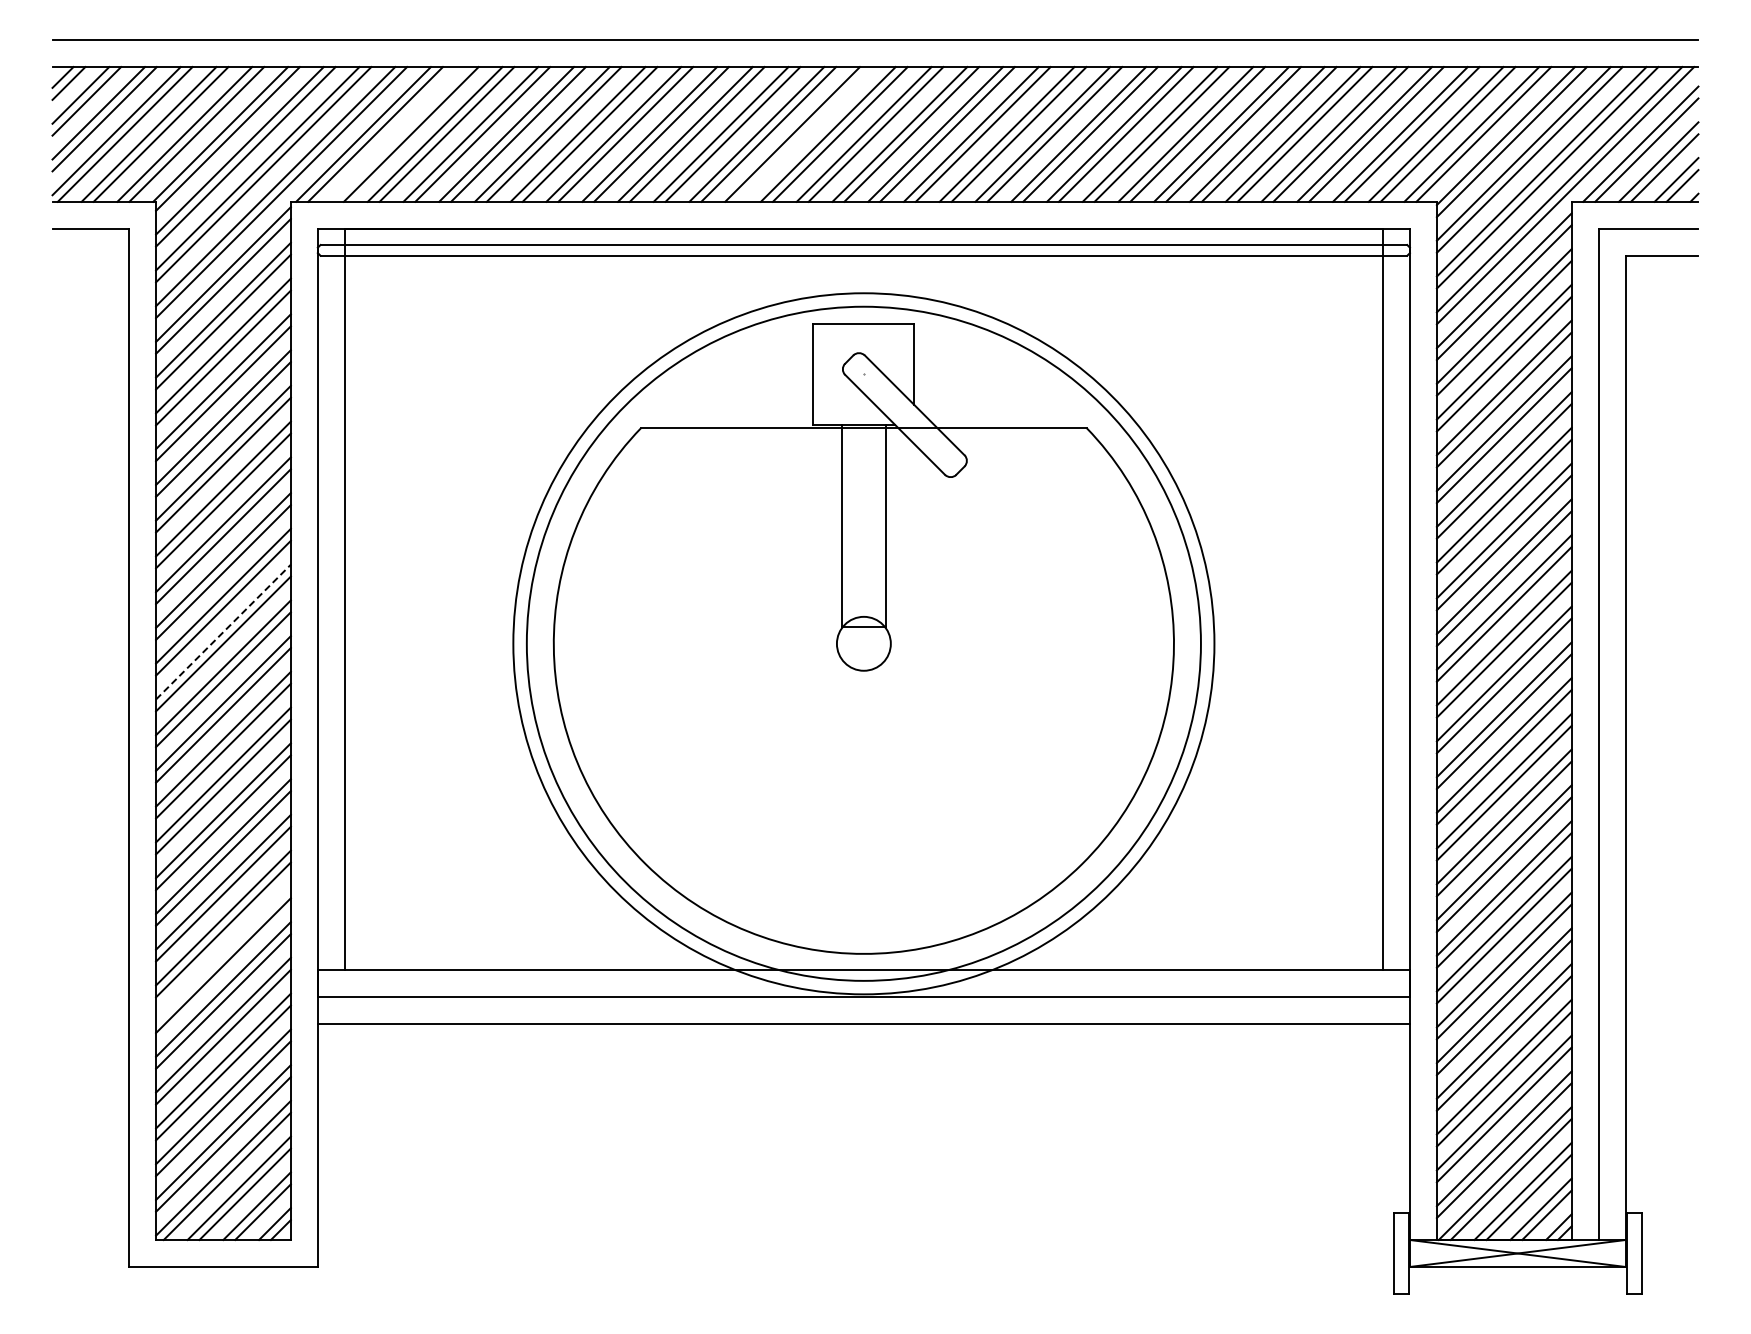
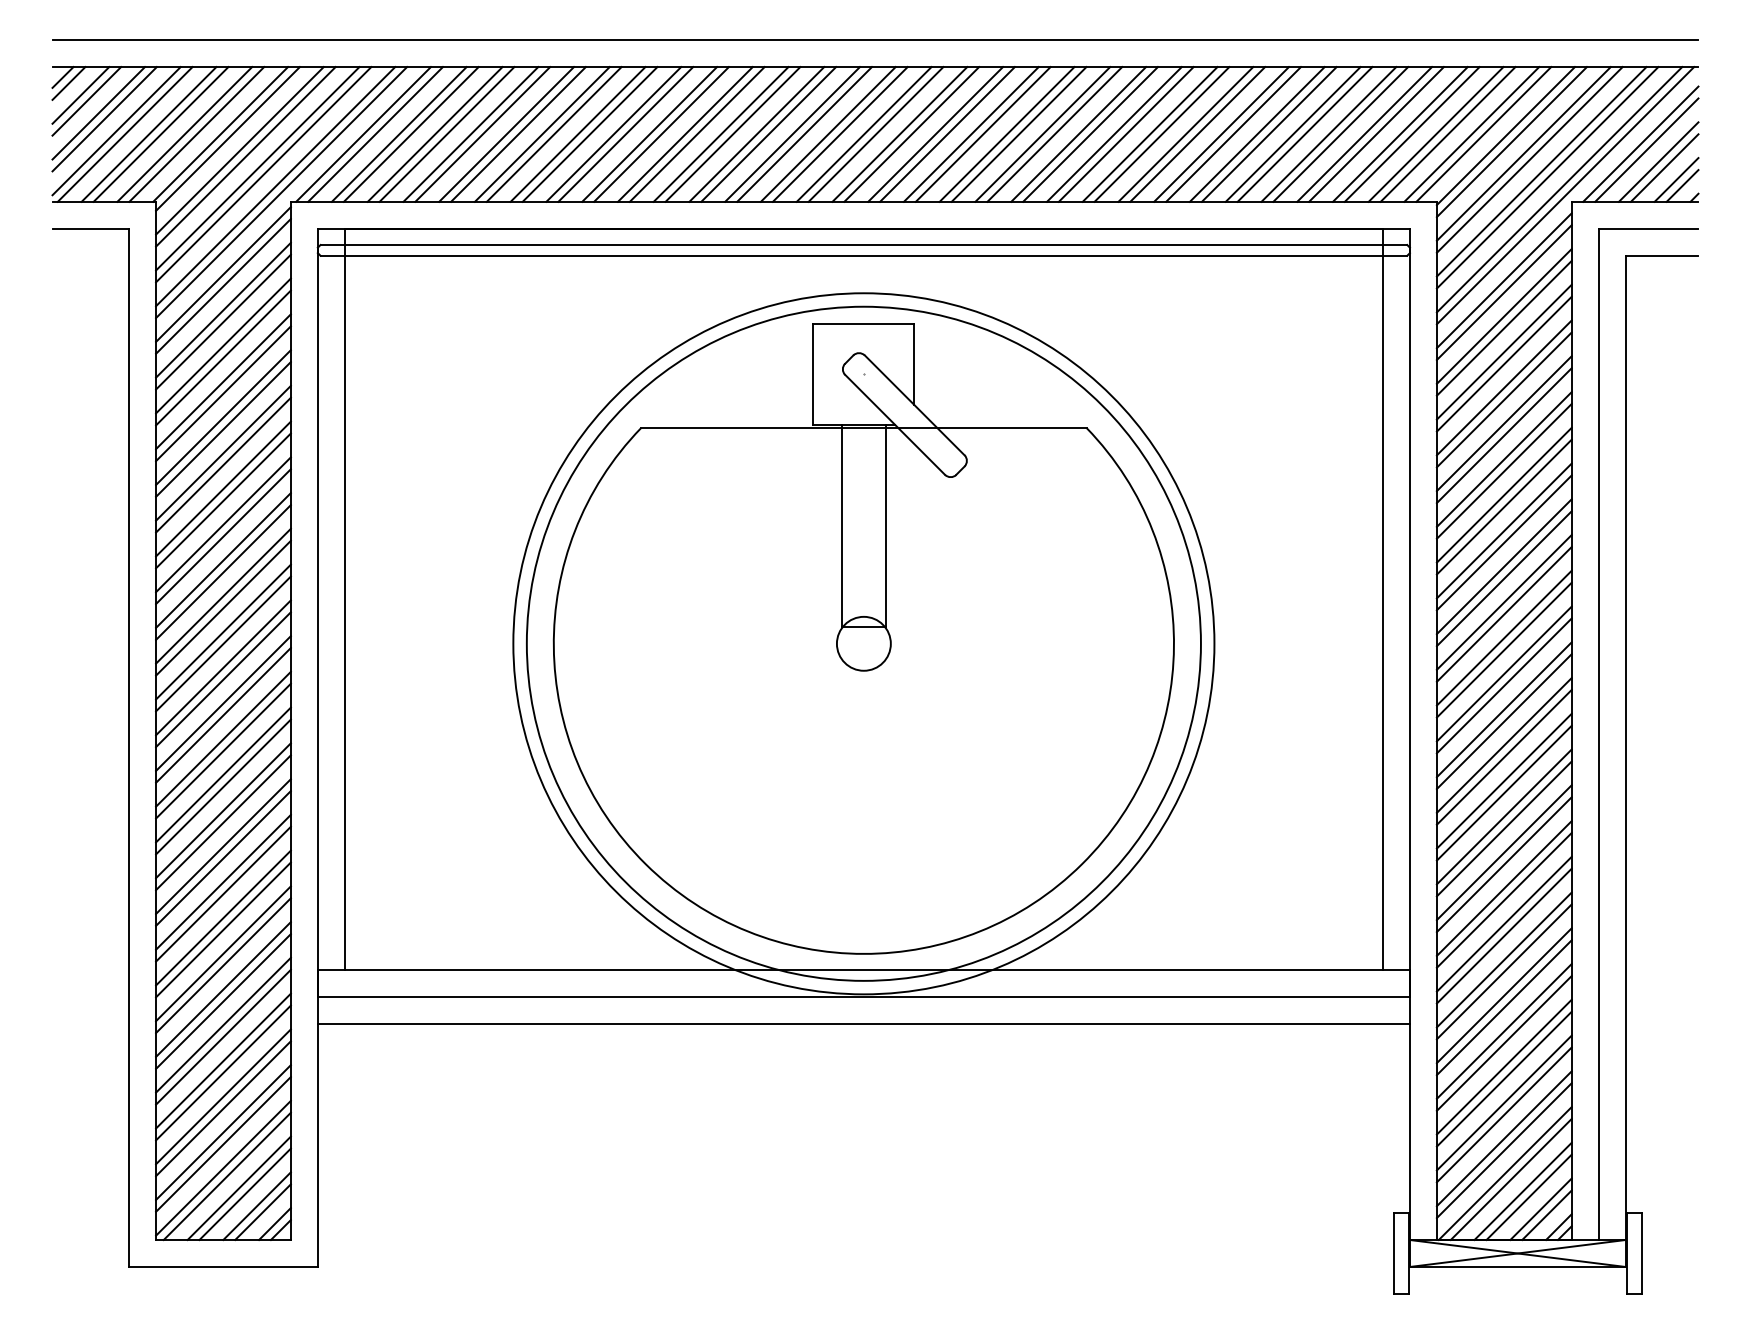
line: none -> present (398, 134)
line: none -> present (804, 134)
line: dashed -> solid (223, 631)
line: none -> present (223, 953)
